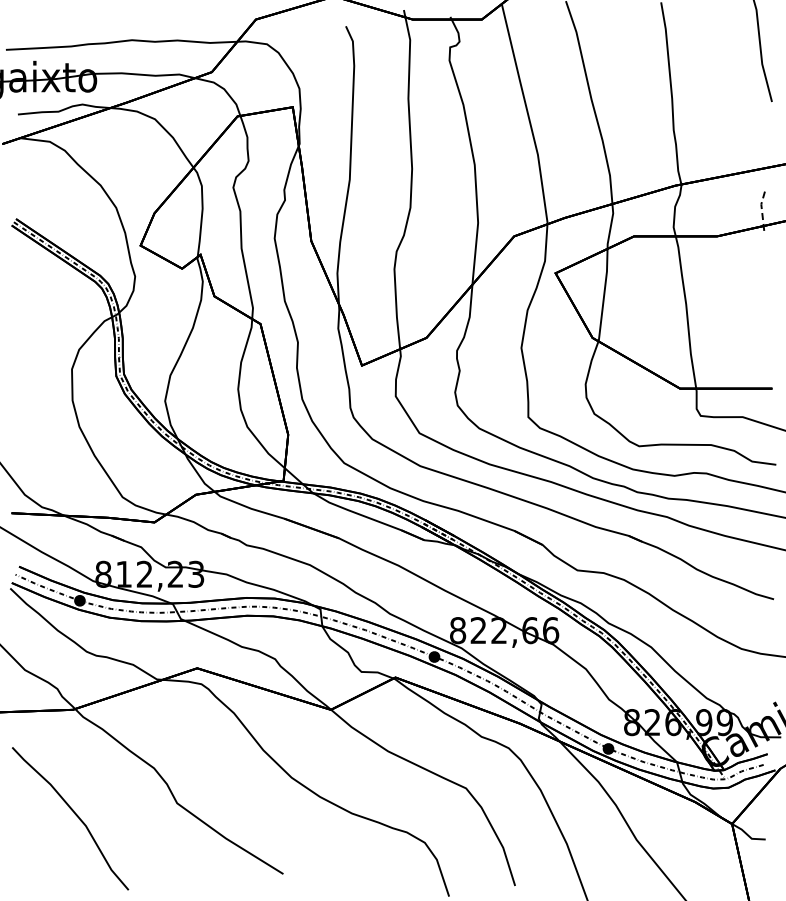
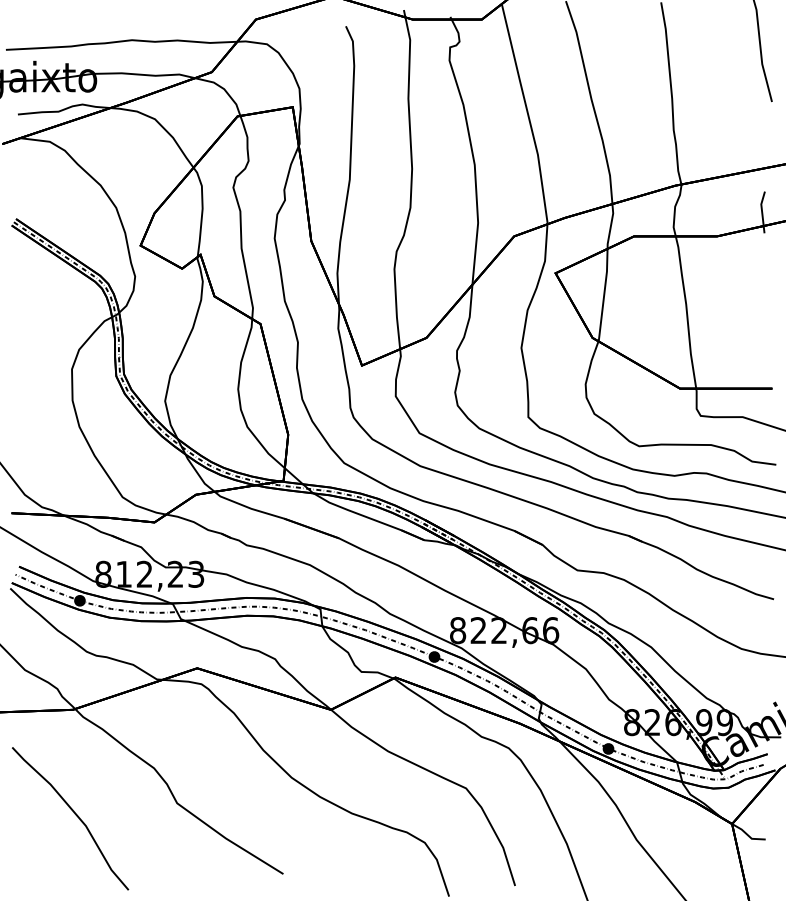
line: dashed -> solid (762, 212)
